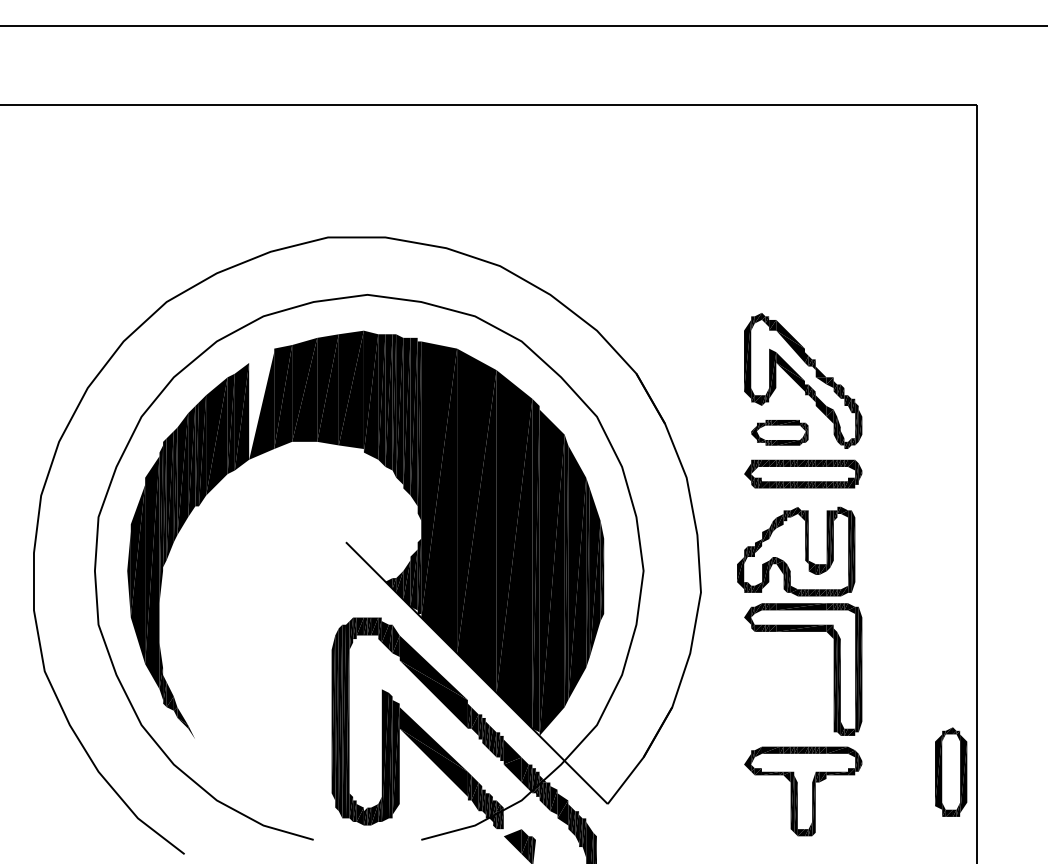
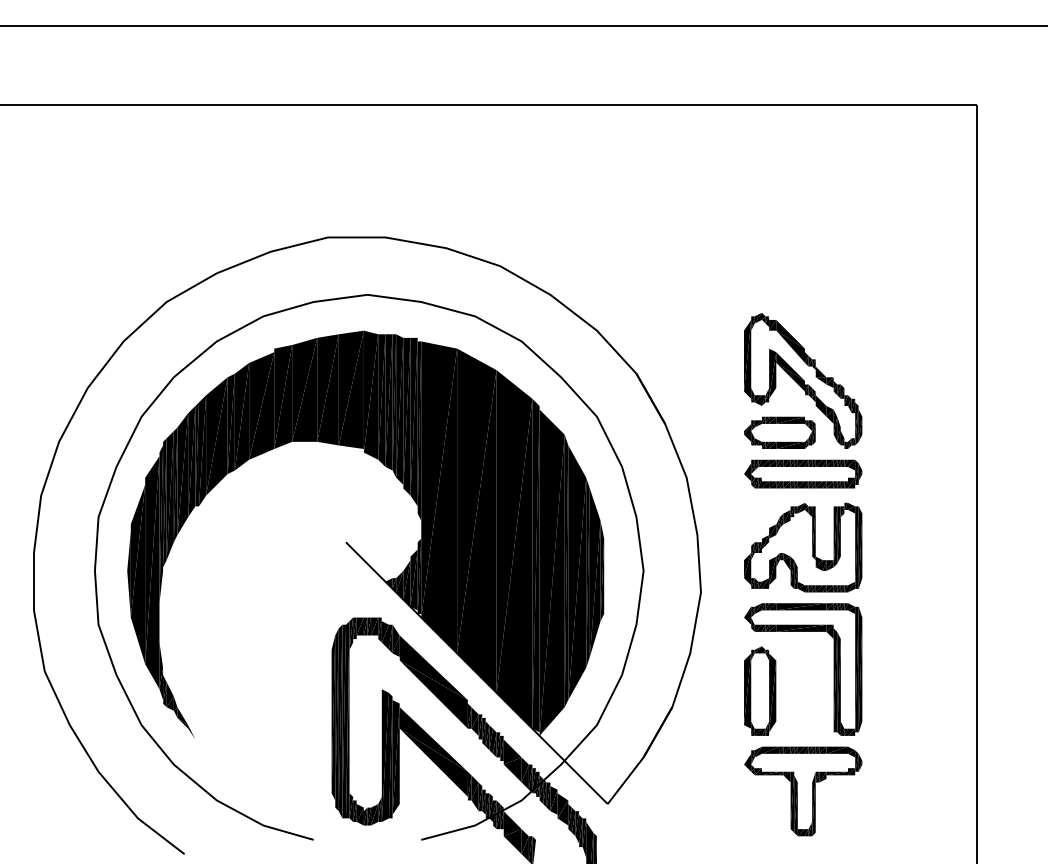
fill: none -> present (261, 405)
part size: 58x26 px -> 72x33 px (779, 432)
part position: (796, 551) -> (803, 547) (803, 547)
part position: (951, 771) -> (760, 690) (760, 690)
fill: none -> present (512, 823)
